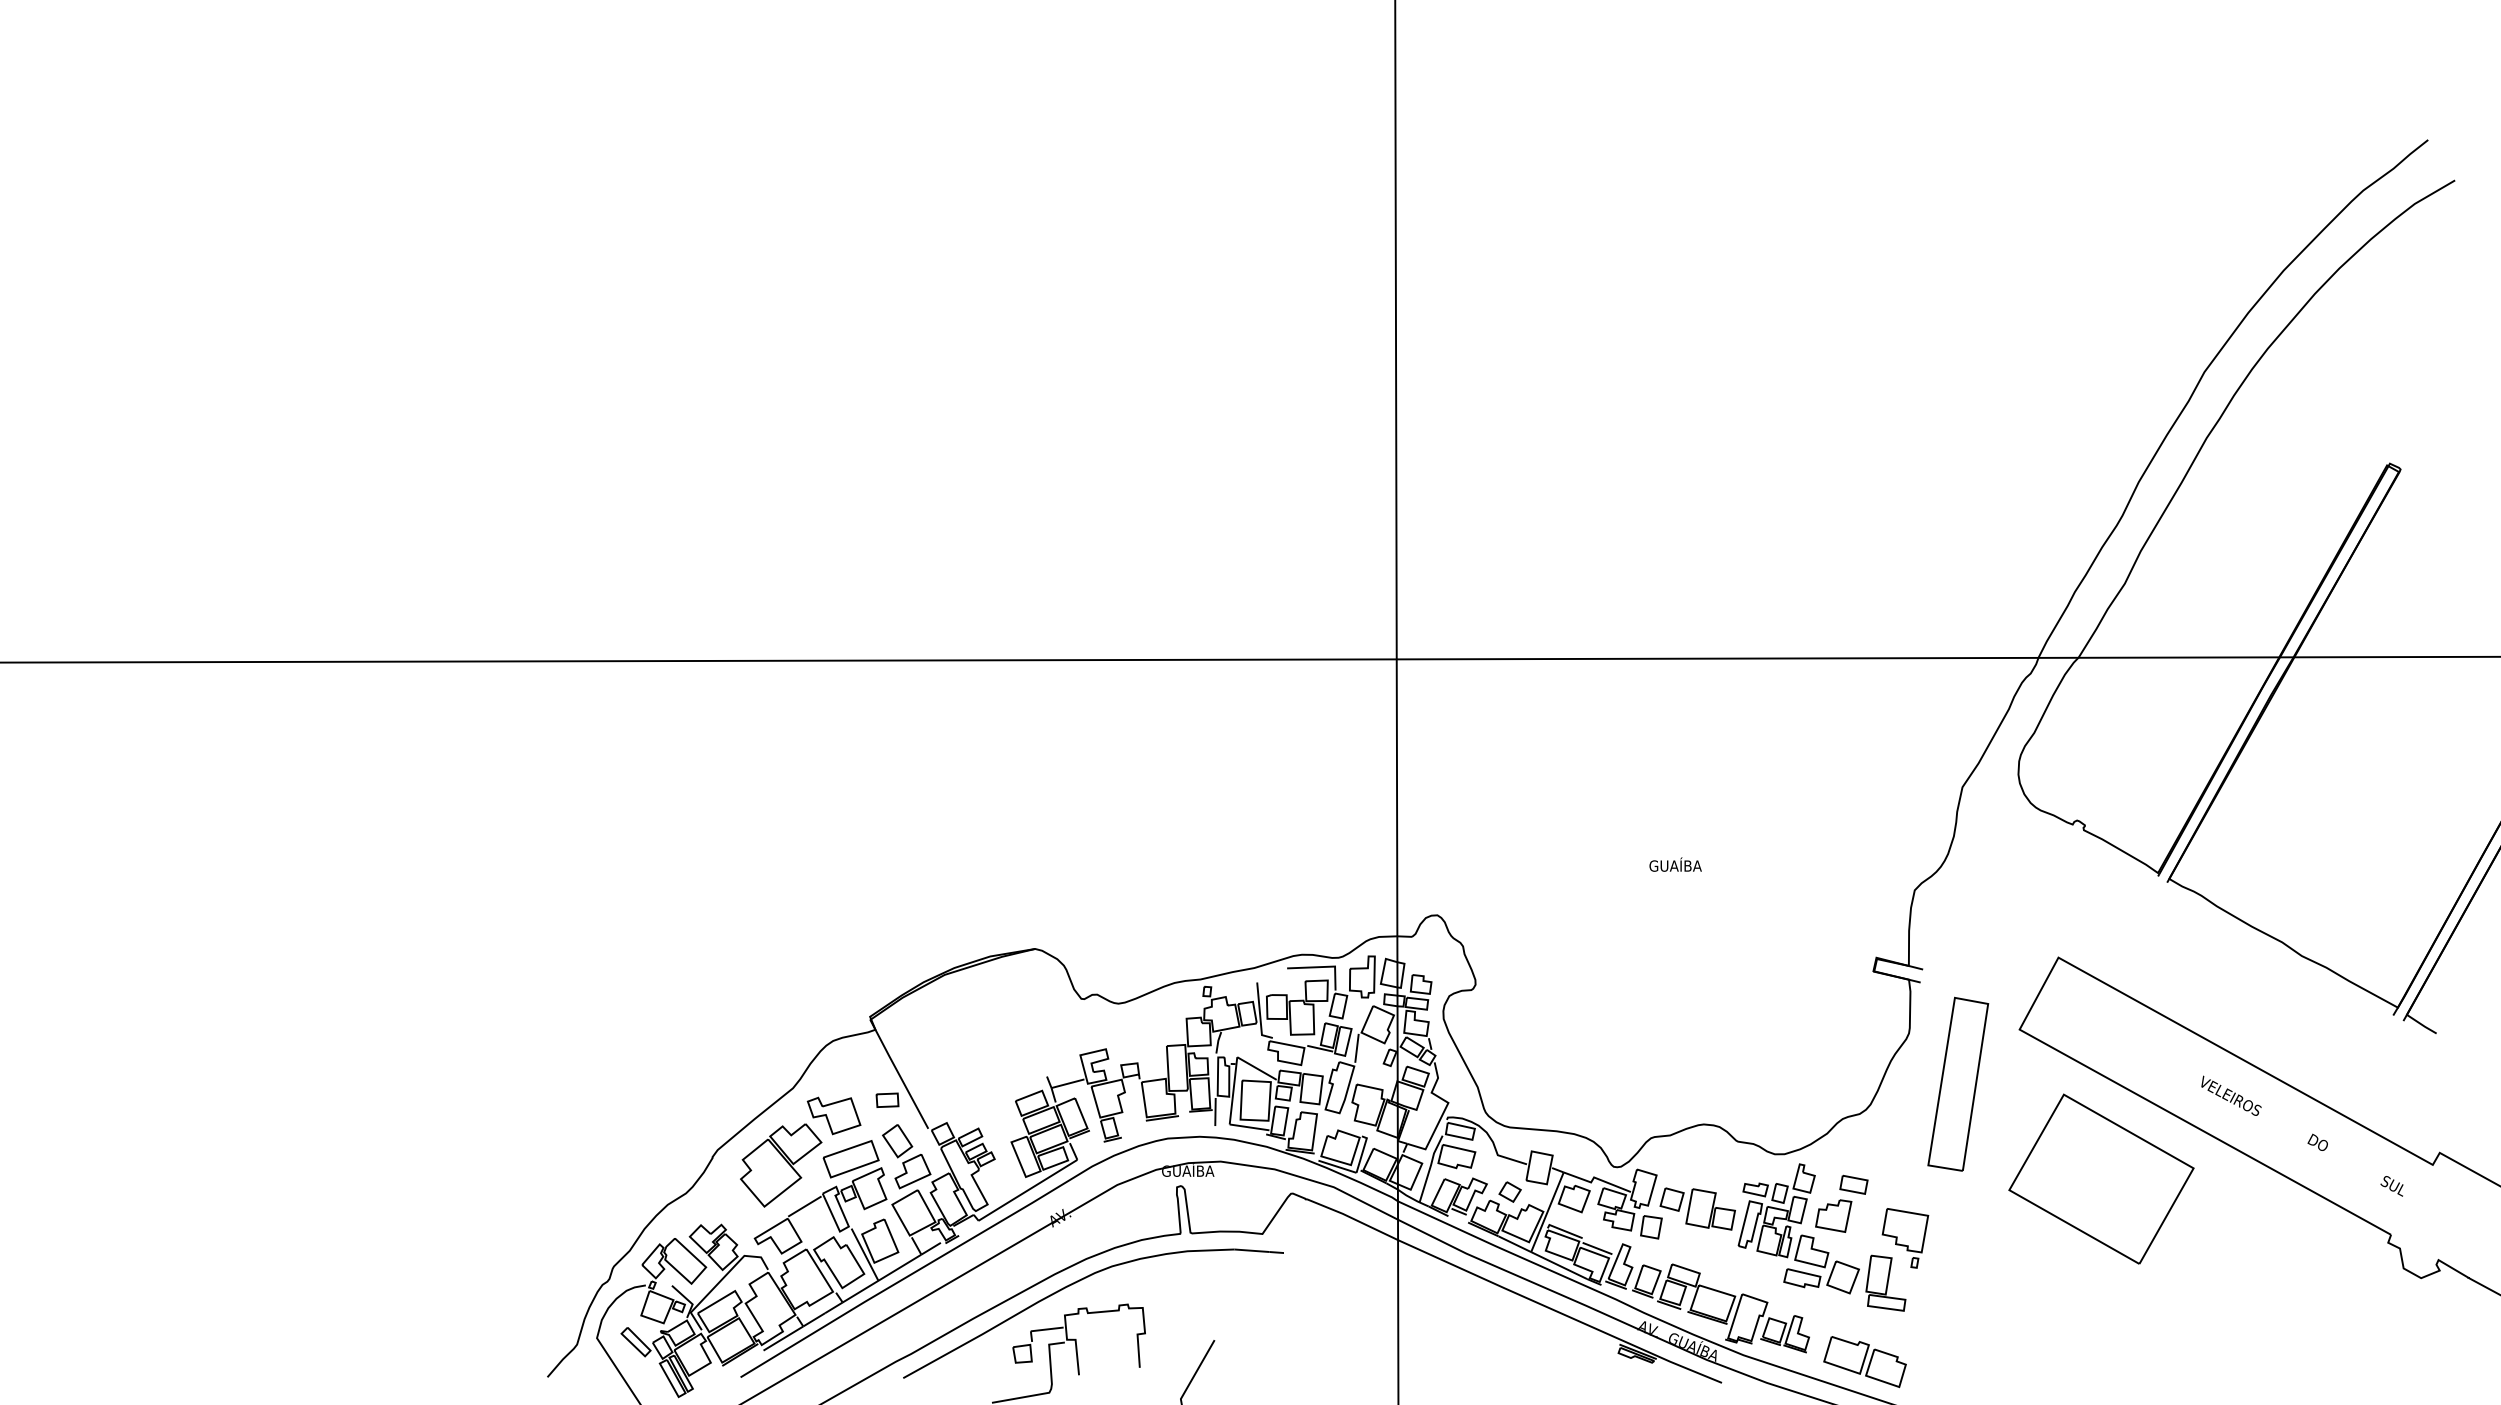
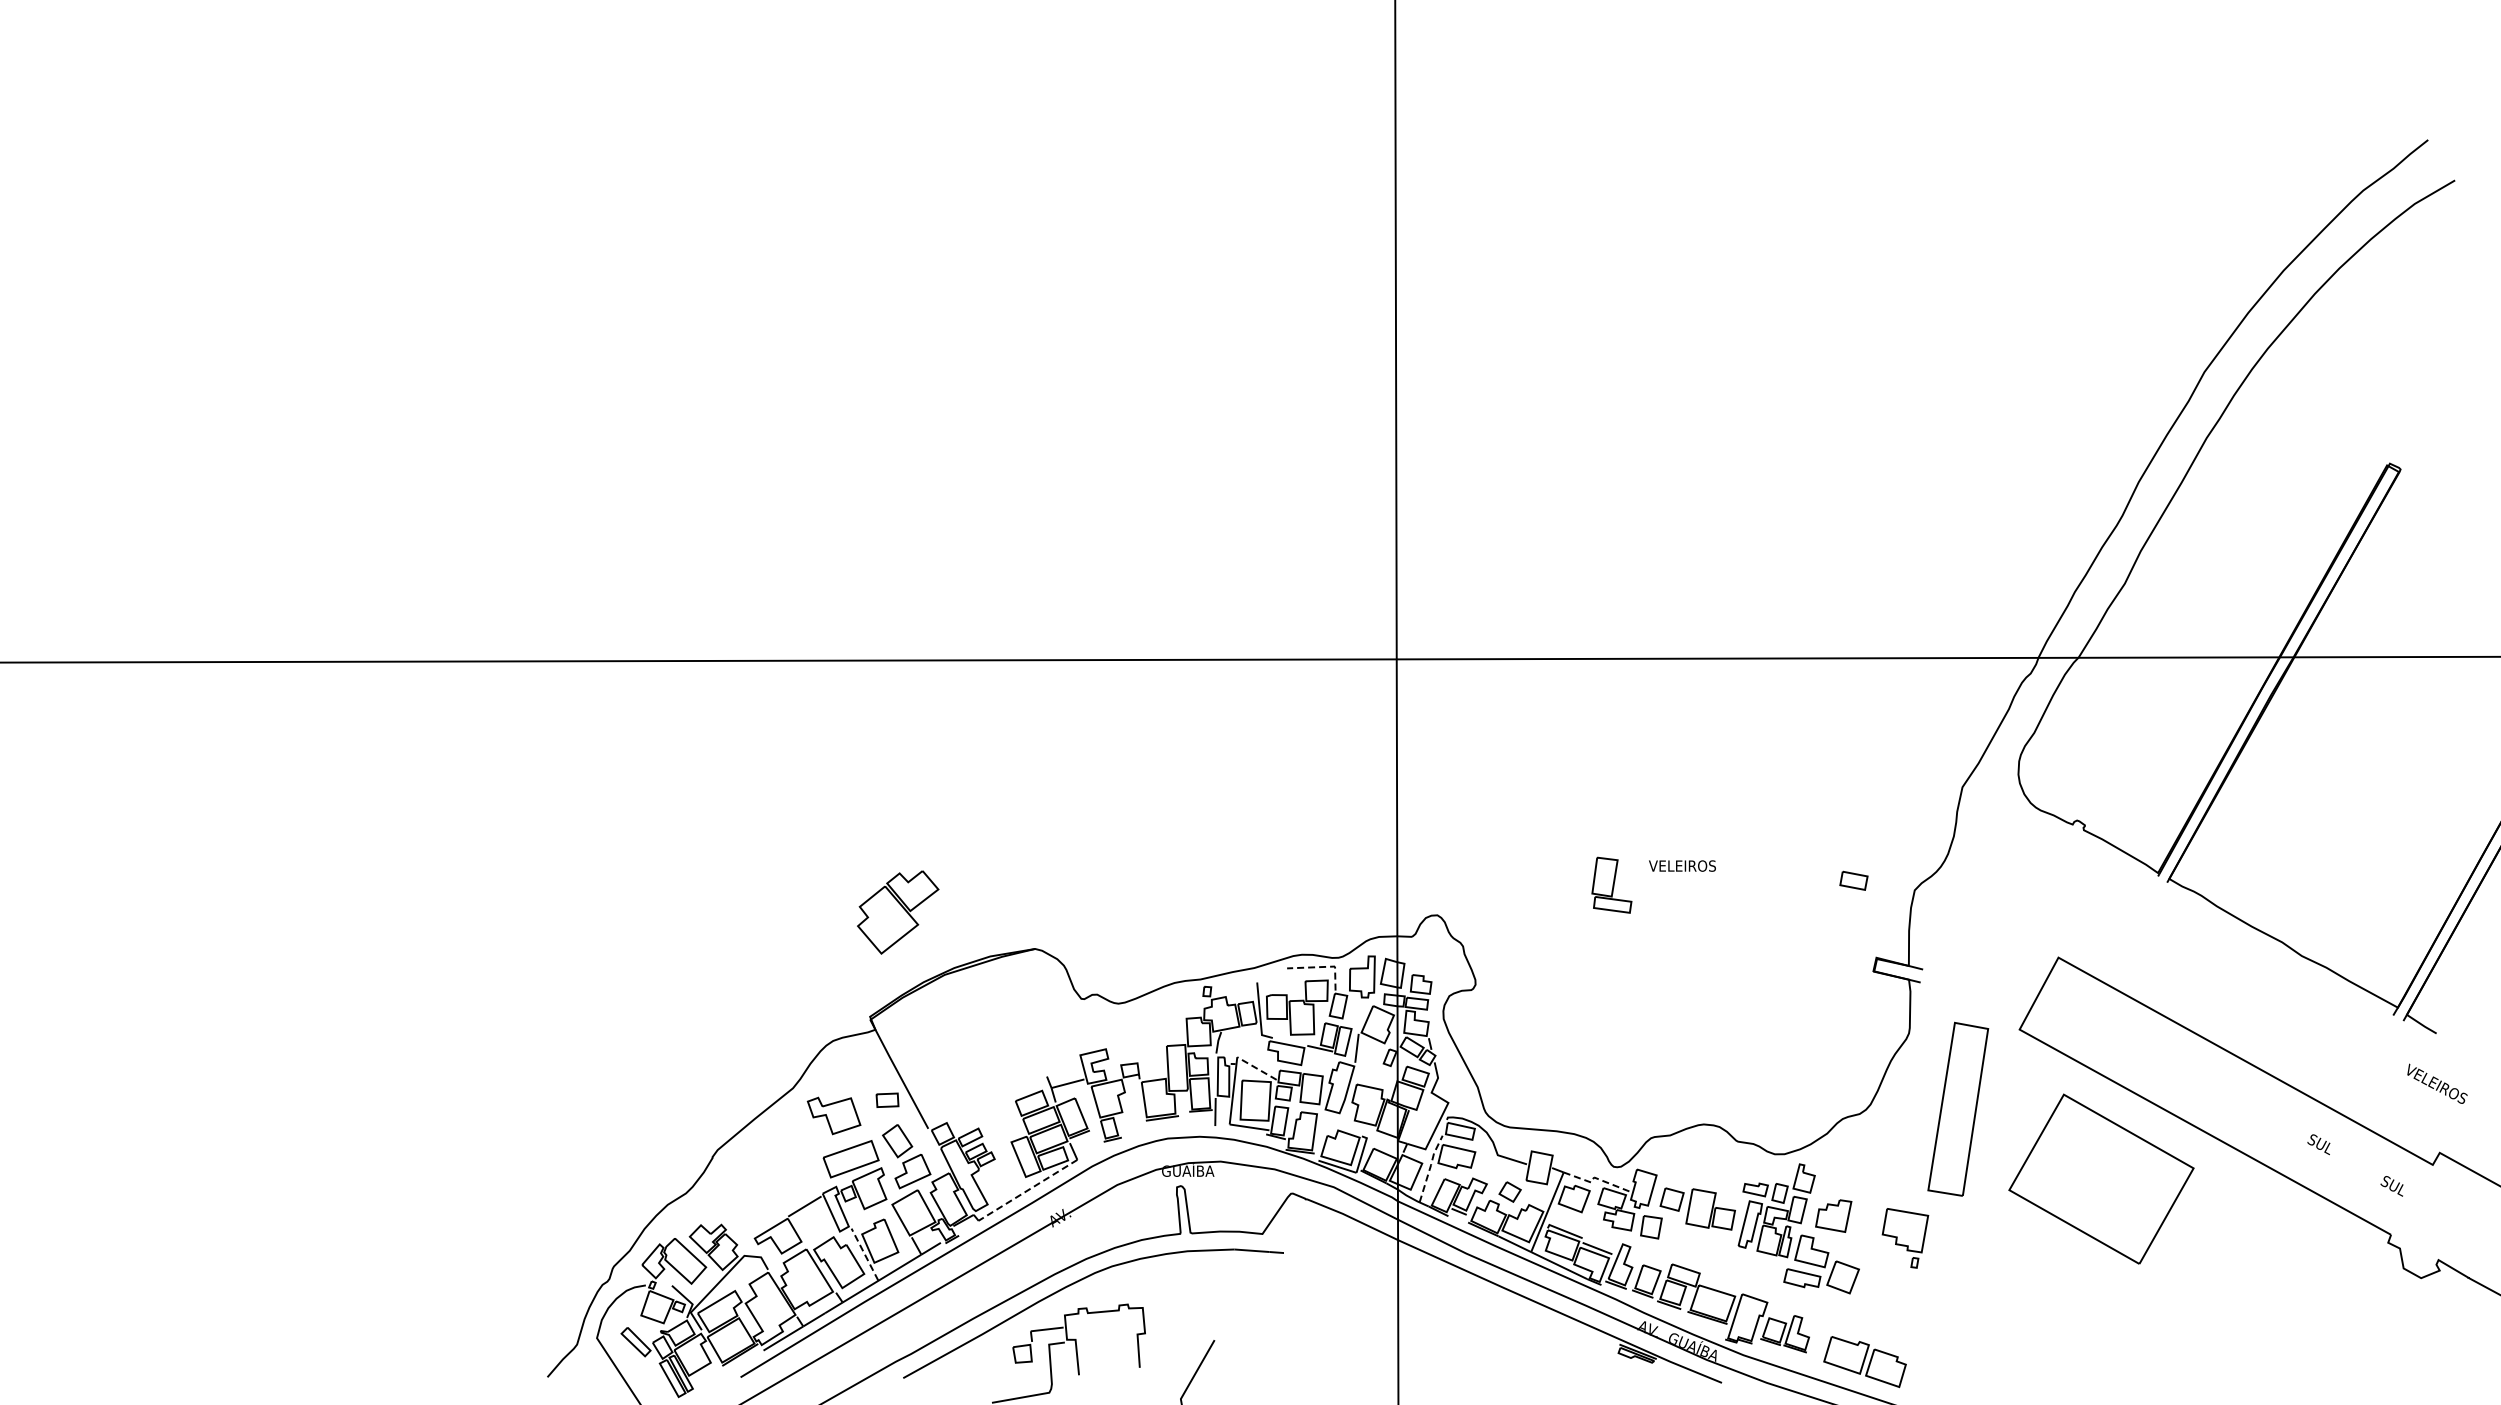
text: GUAÍBA -> VELEIROS (1682, 864)
line: solid -> dashed (1324, 966)
line: solid -> dashed (1256, 1068)
part position: (1958, 1083) -> (1958, 1108) (1958, 1108)
text position: (2231, 1095) -> (2437, 1083) (2437, 1083)
text: DO -> SUL (2318, 1144)
part position: (781, 1165) -> (898, 912) (898, 912)
line: solid -> dashed (1430, 1167)
line: solid -> dashed (1595, 1177)
part position: (1853, 1184) -> (1853, 880) (1853, 880)
line: solid -> dashed (1027, 1190)
line: solid -> dashed (864, 1254)
part position: (1885, 1282) -> (1611, 884) (1611, 884)
